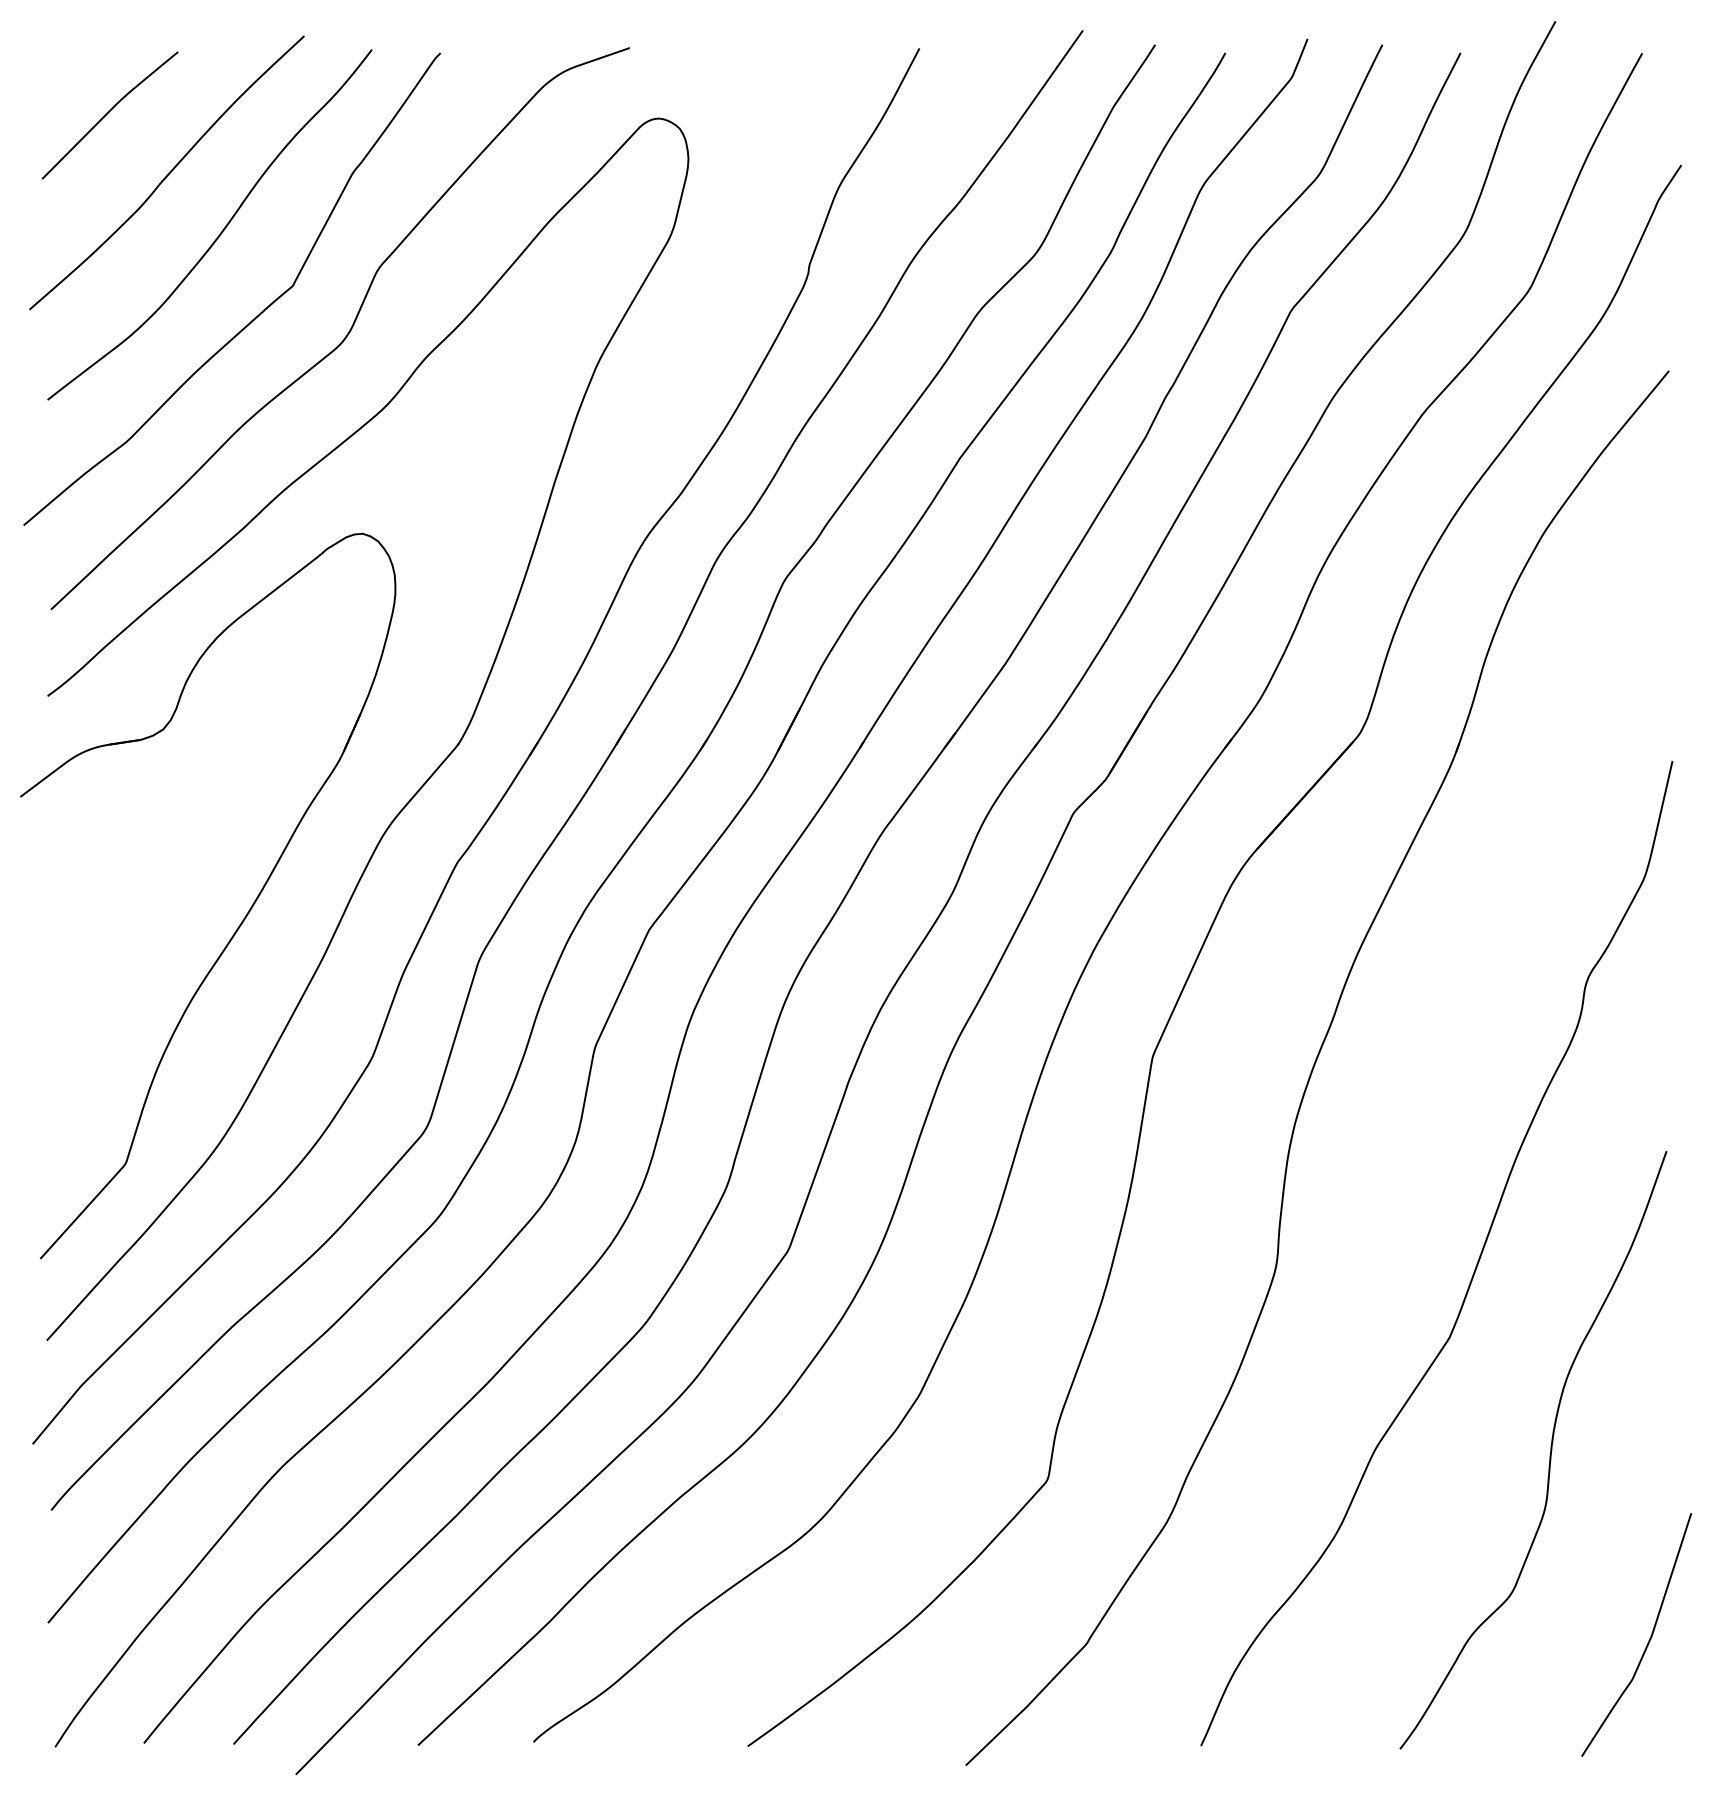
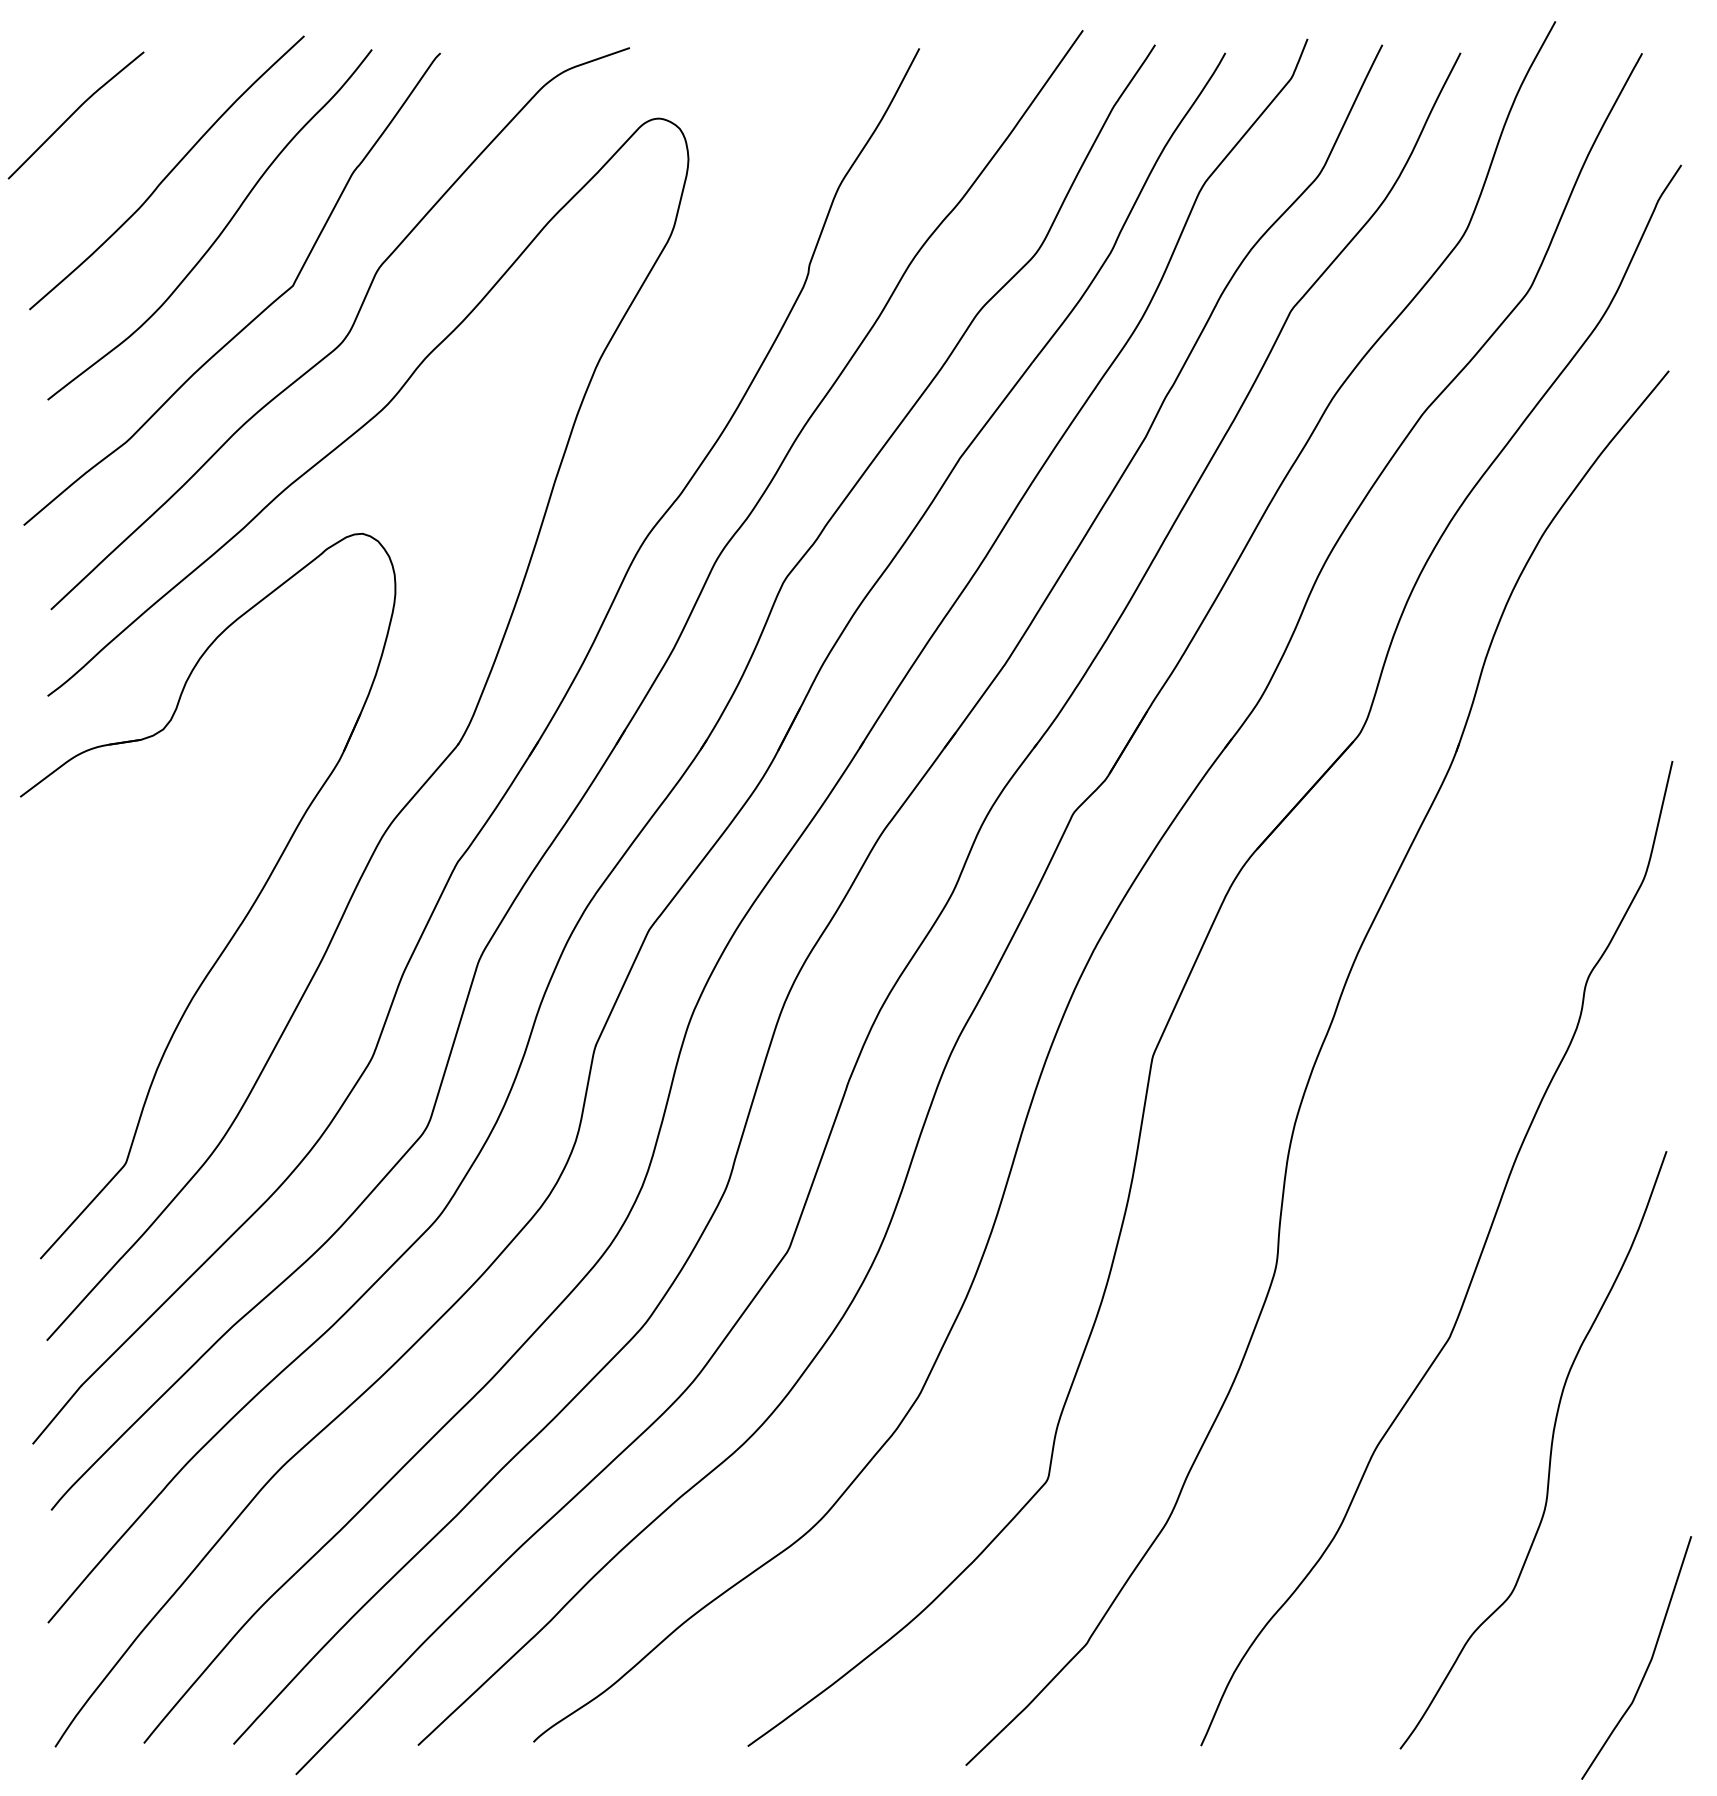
curve position: (108, 113) -> (74, 113) (74, 113)
curve position: (1648, 1640) -> (1648, 1663) (1648, 1663)
